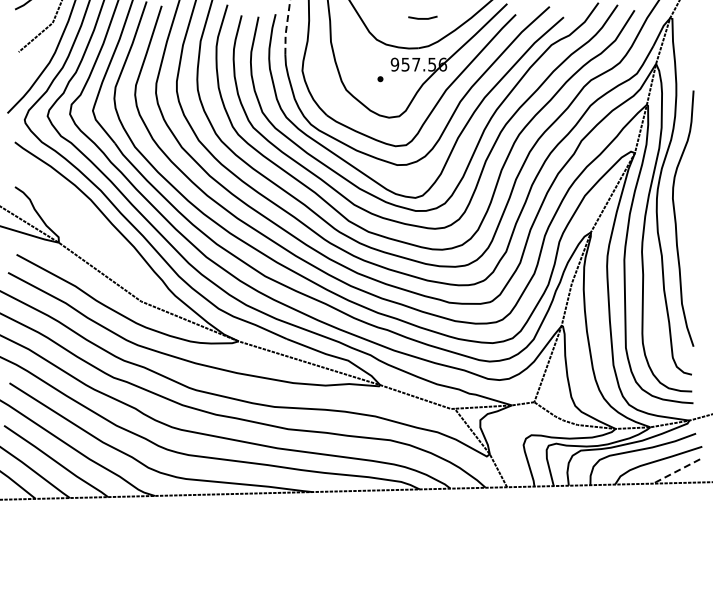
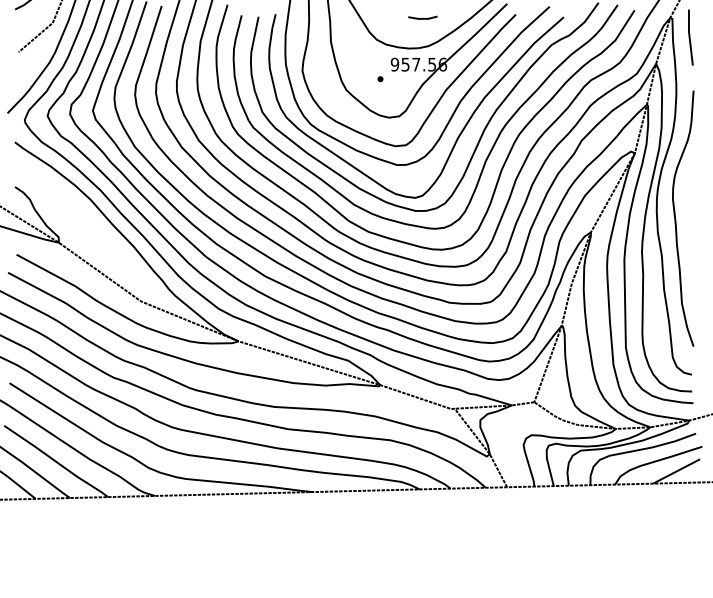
line: dashed -> solid (286, 28)
line: none -> present (690, 37)
line: dashed -> solid (675, 472)
